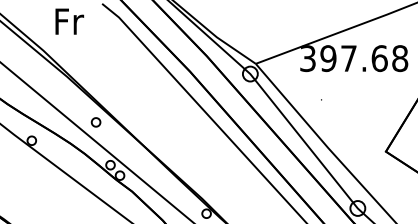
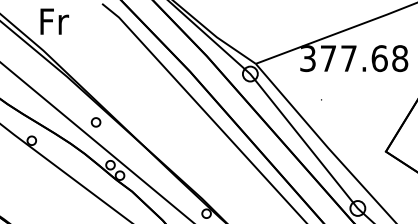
text position: (69, 21) -> (54, 21) (54, 21)
text: 397.68 -> 377.68 (328, 58)
